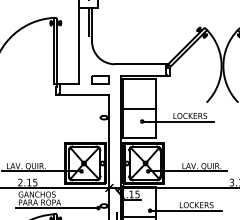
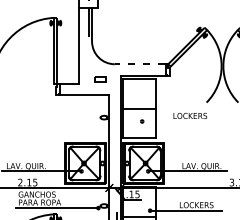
line: solid -> dashed (139, 64)
part size: 19x10 px -> 13x7 px (100, 79)
line: present -> none (178, 121)
